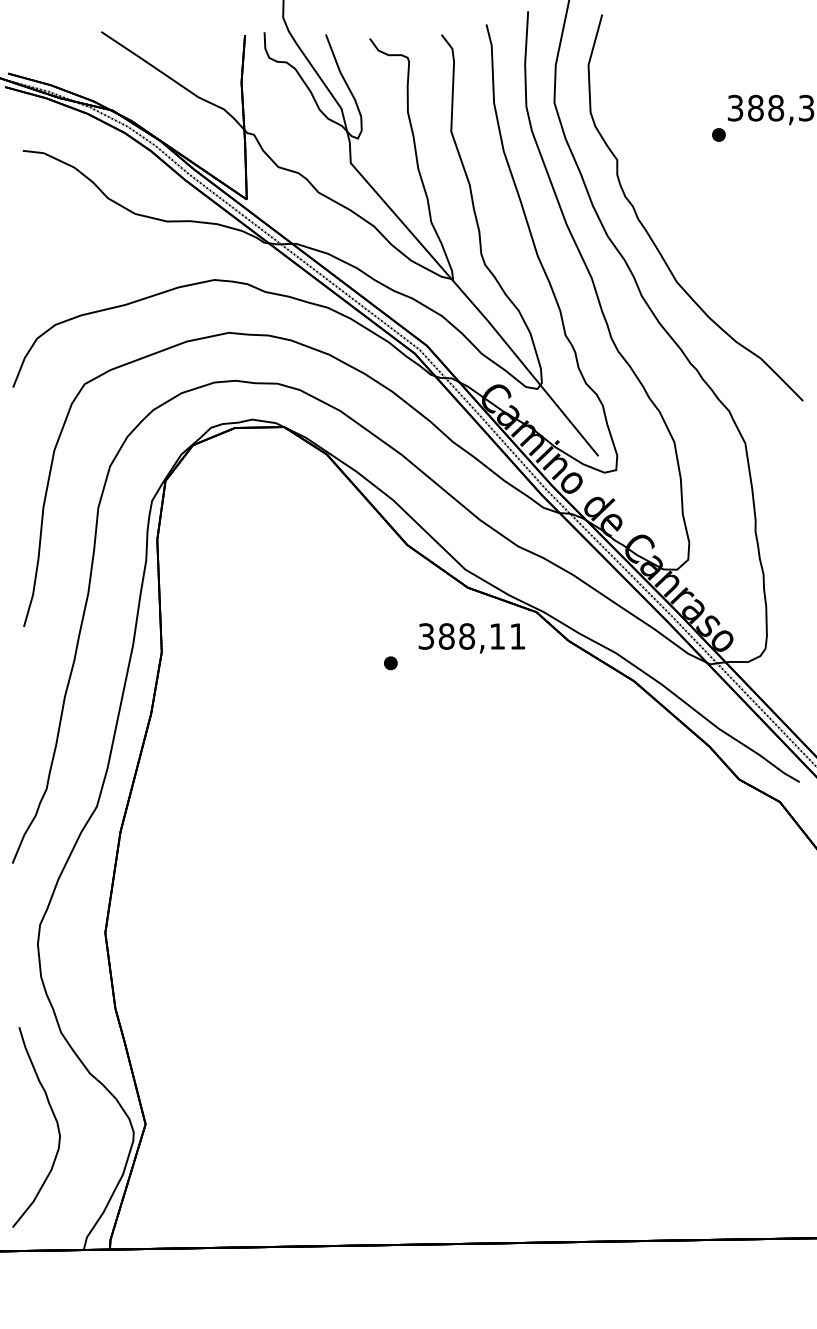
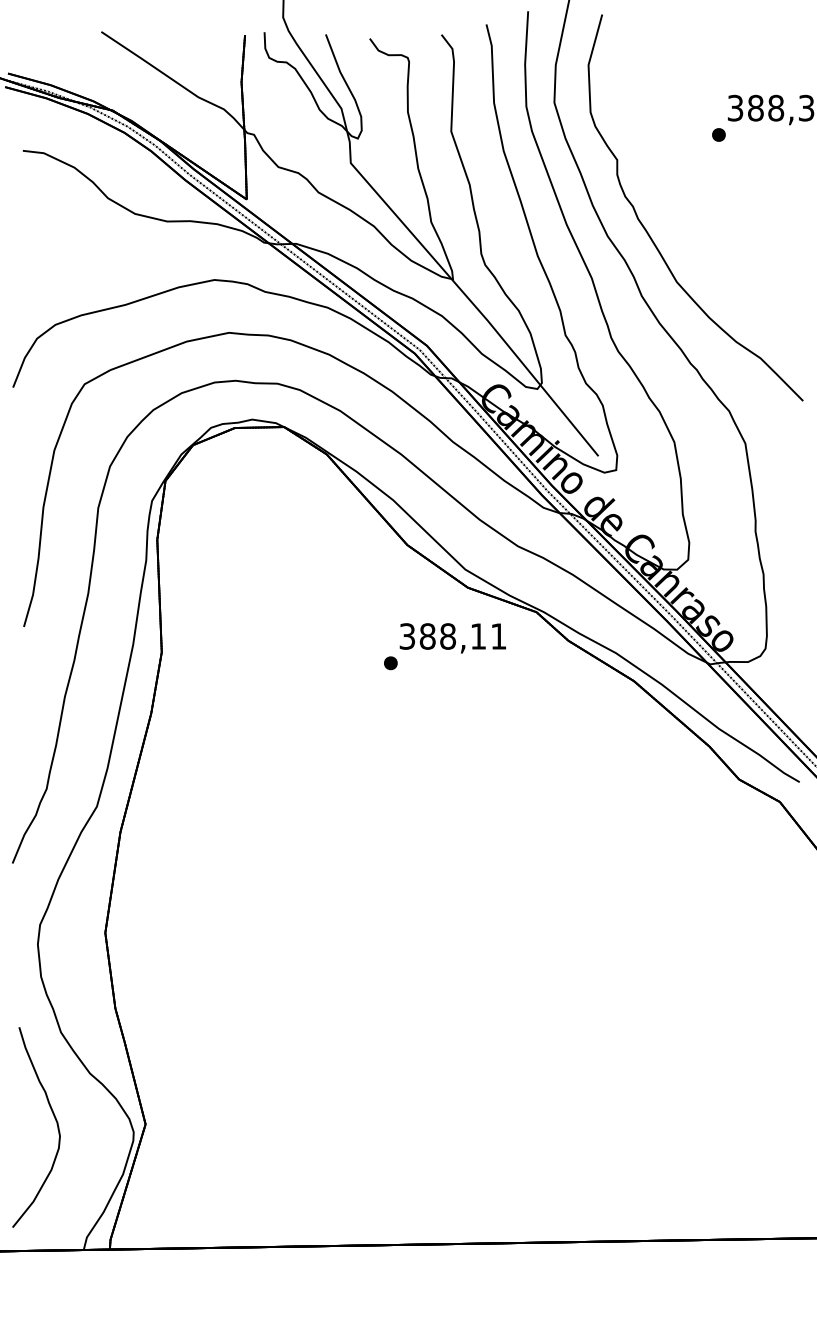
text position: (471, 638) -> (452, 638) (452, 638)
